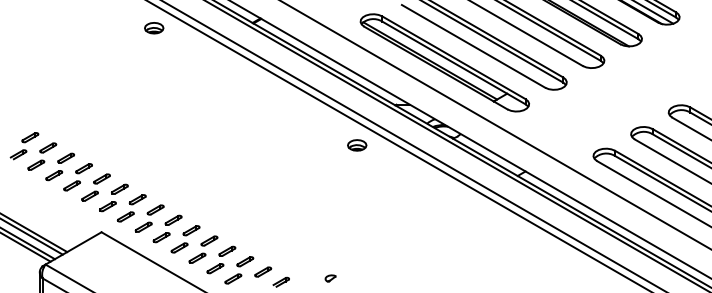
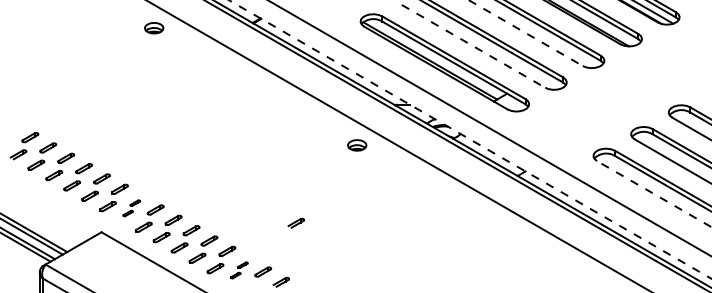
line: solid -> dashed (525, 33)
line: solid -> dashed (473, 46)
line position: (495, 125) -> (489, 128) (489, 128)
line: solid -> dashed (470, 139)
line: present -> none (413, 145)
line: solid -> dashed (654, 194)
part size: 31x29 px -> 19x19 px (131, 208)
part: none -> present (295, 222)
part size: 31x29 px -> 19x19 px (239, 270)
part: present -> none (330, 278)
